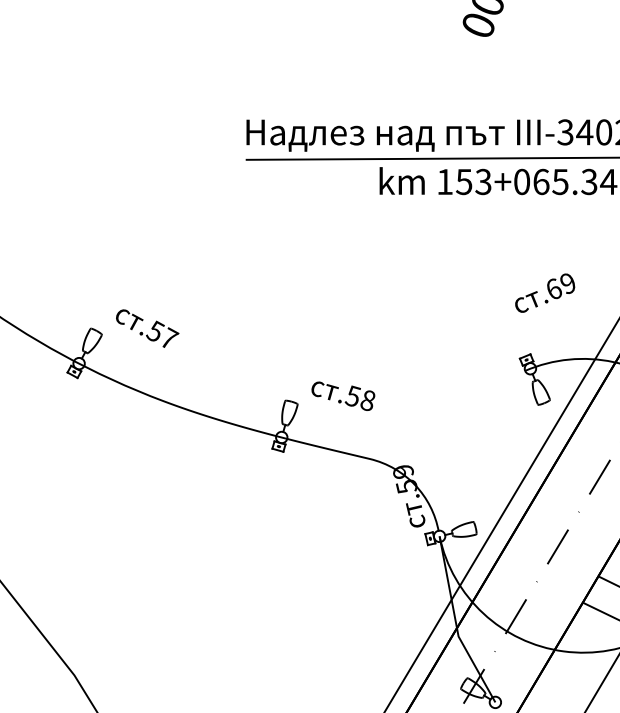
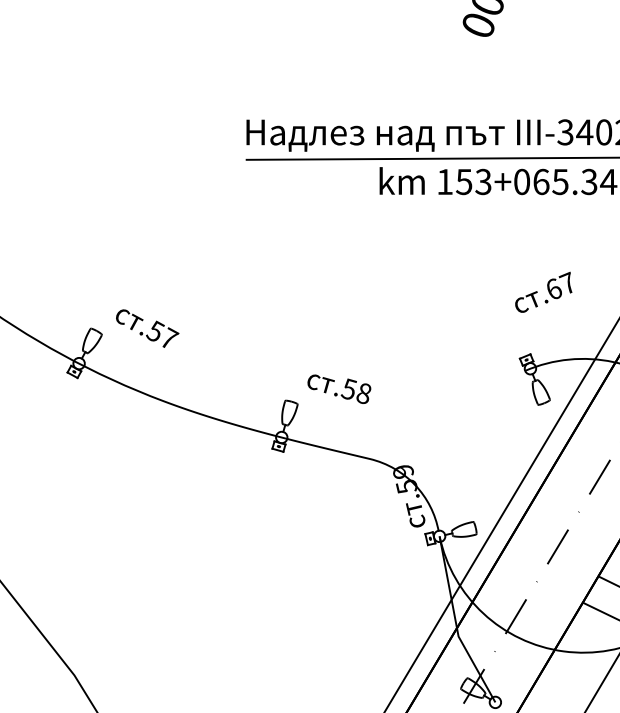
text: .69 -> .67 (566, 282)
text position: (343, 395) -> (339, 388) (339, 388)
